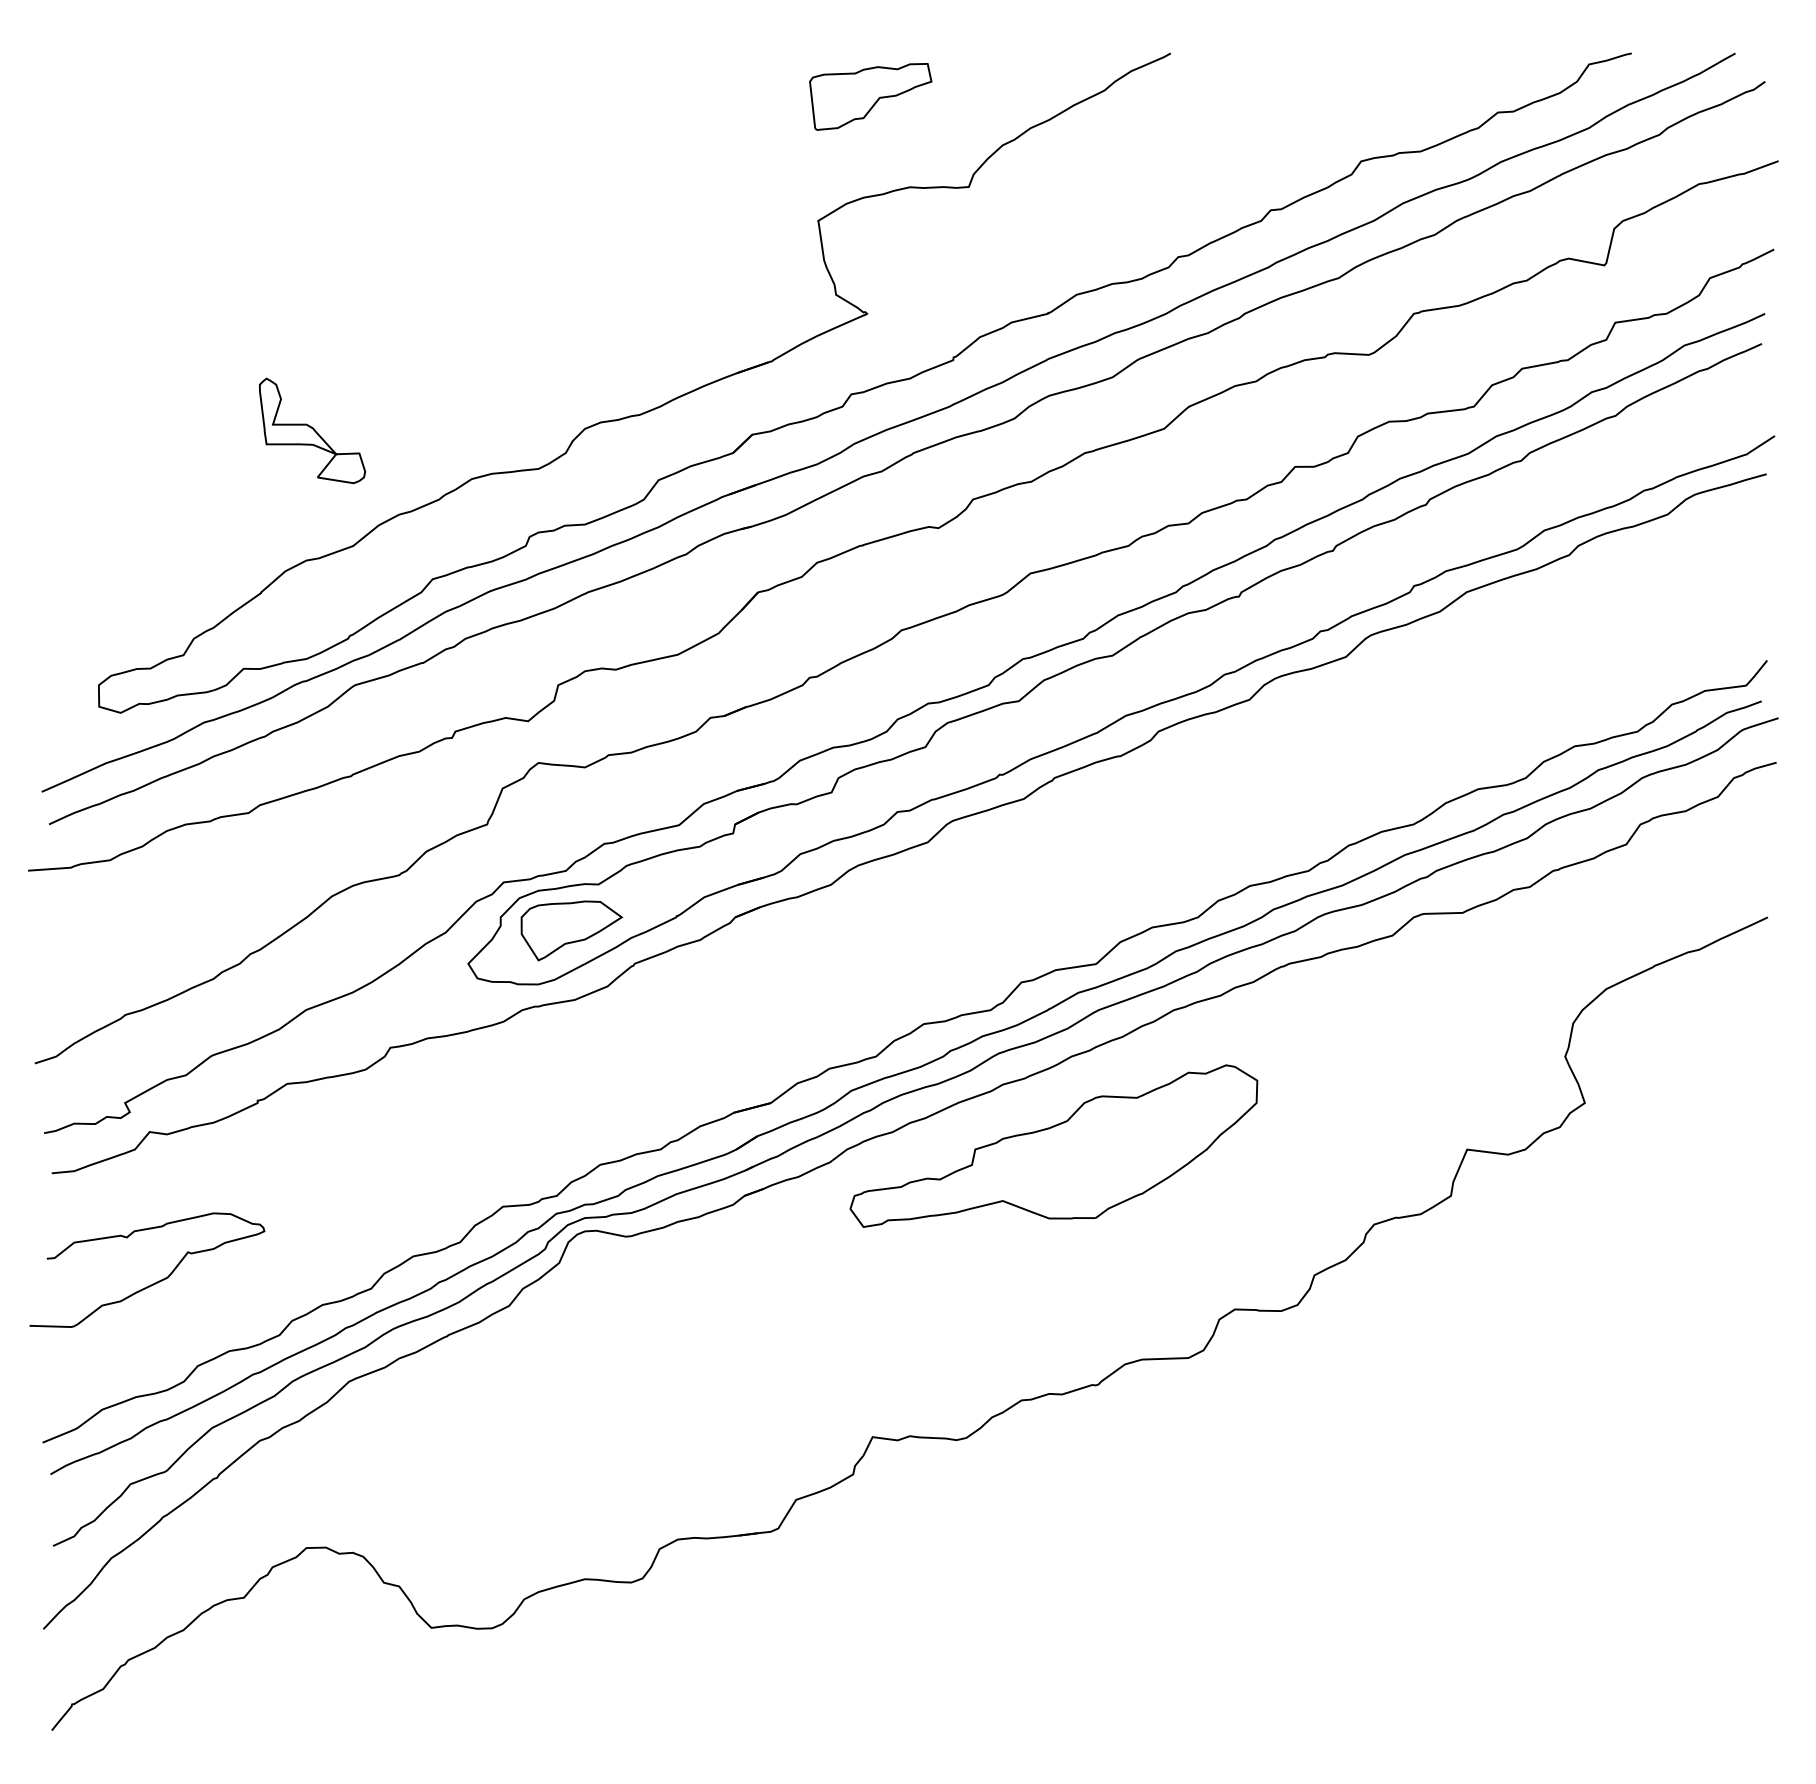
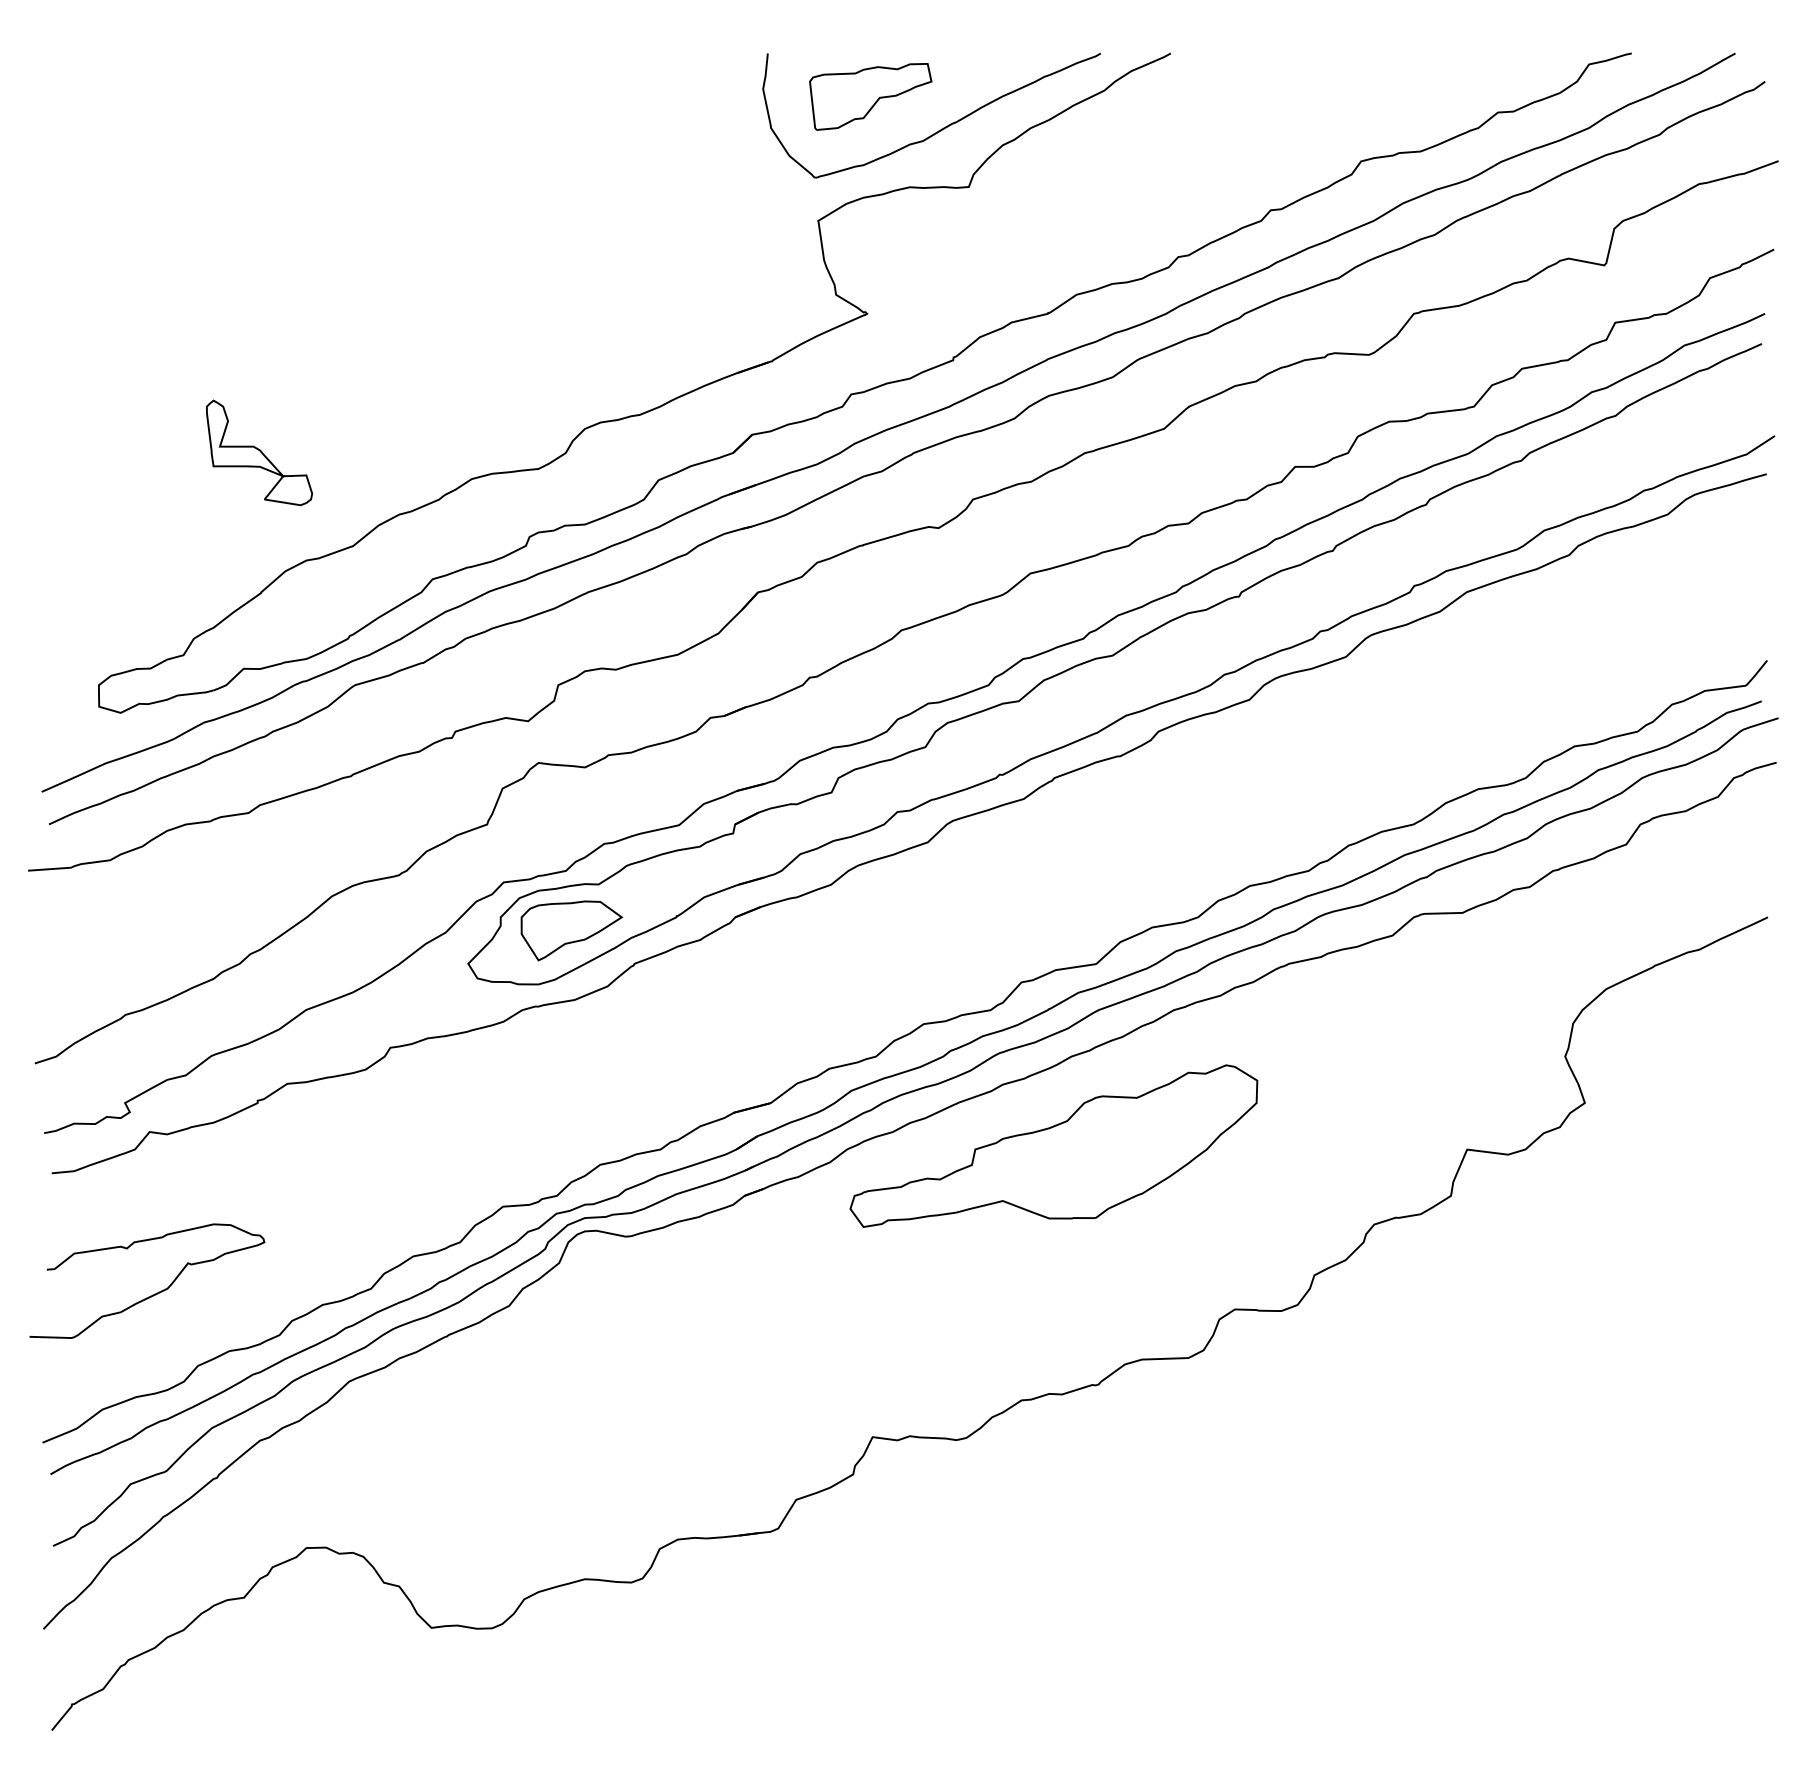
part: none -> present (941, 128)
part position: (312, 430) -> (259, 452) (259, 452)
curve position: (154, 1282) -> (154, 1293) (154, 1293)
